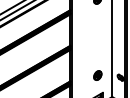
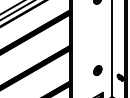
part position: (97, 75) -> (97, 70) (97, 70)
